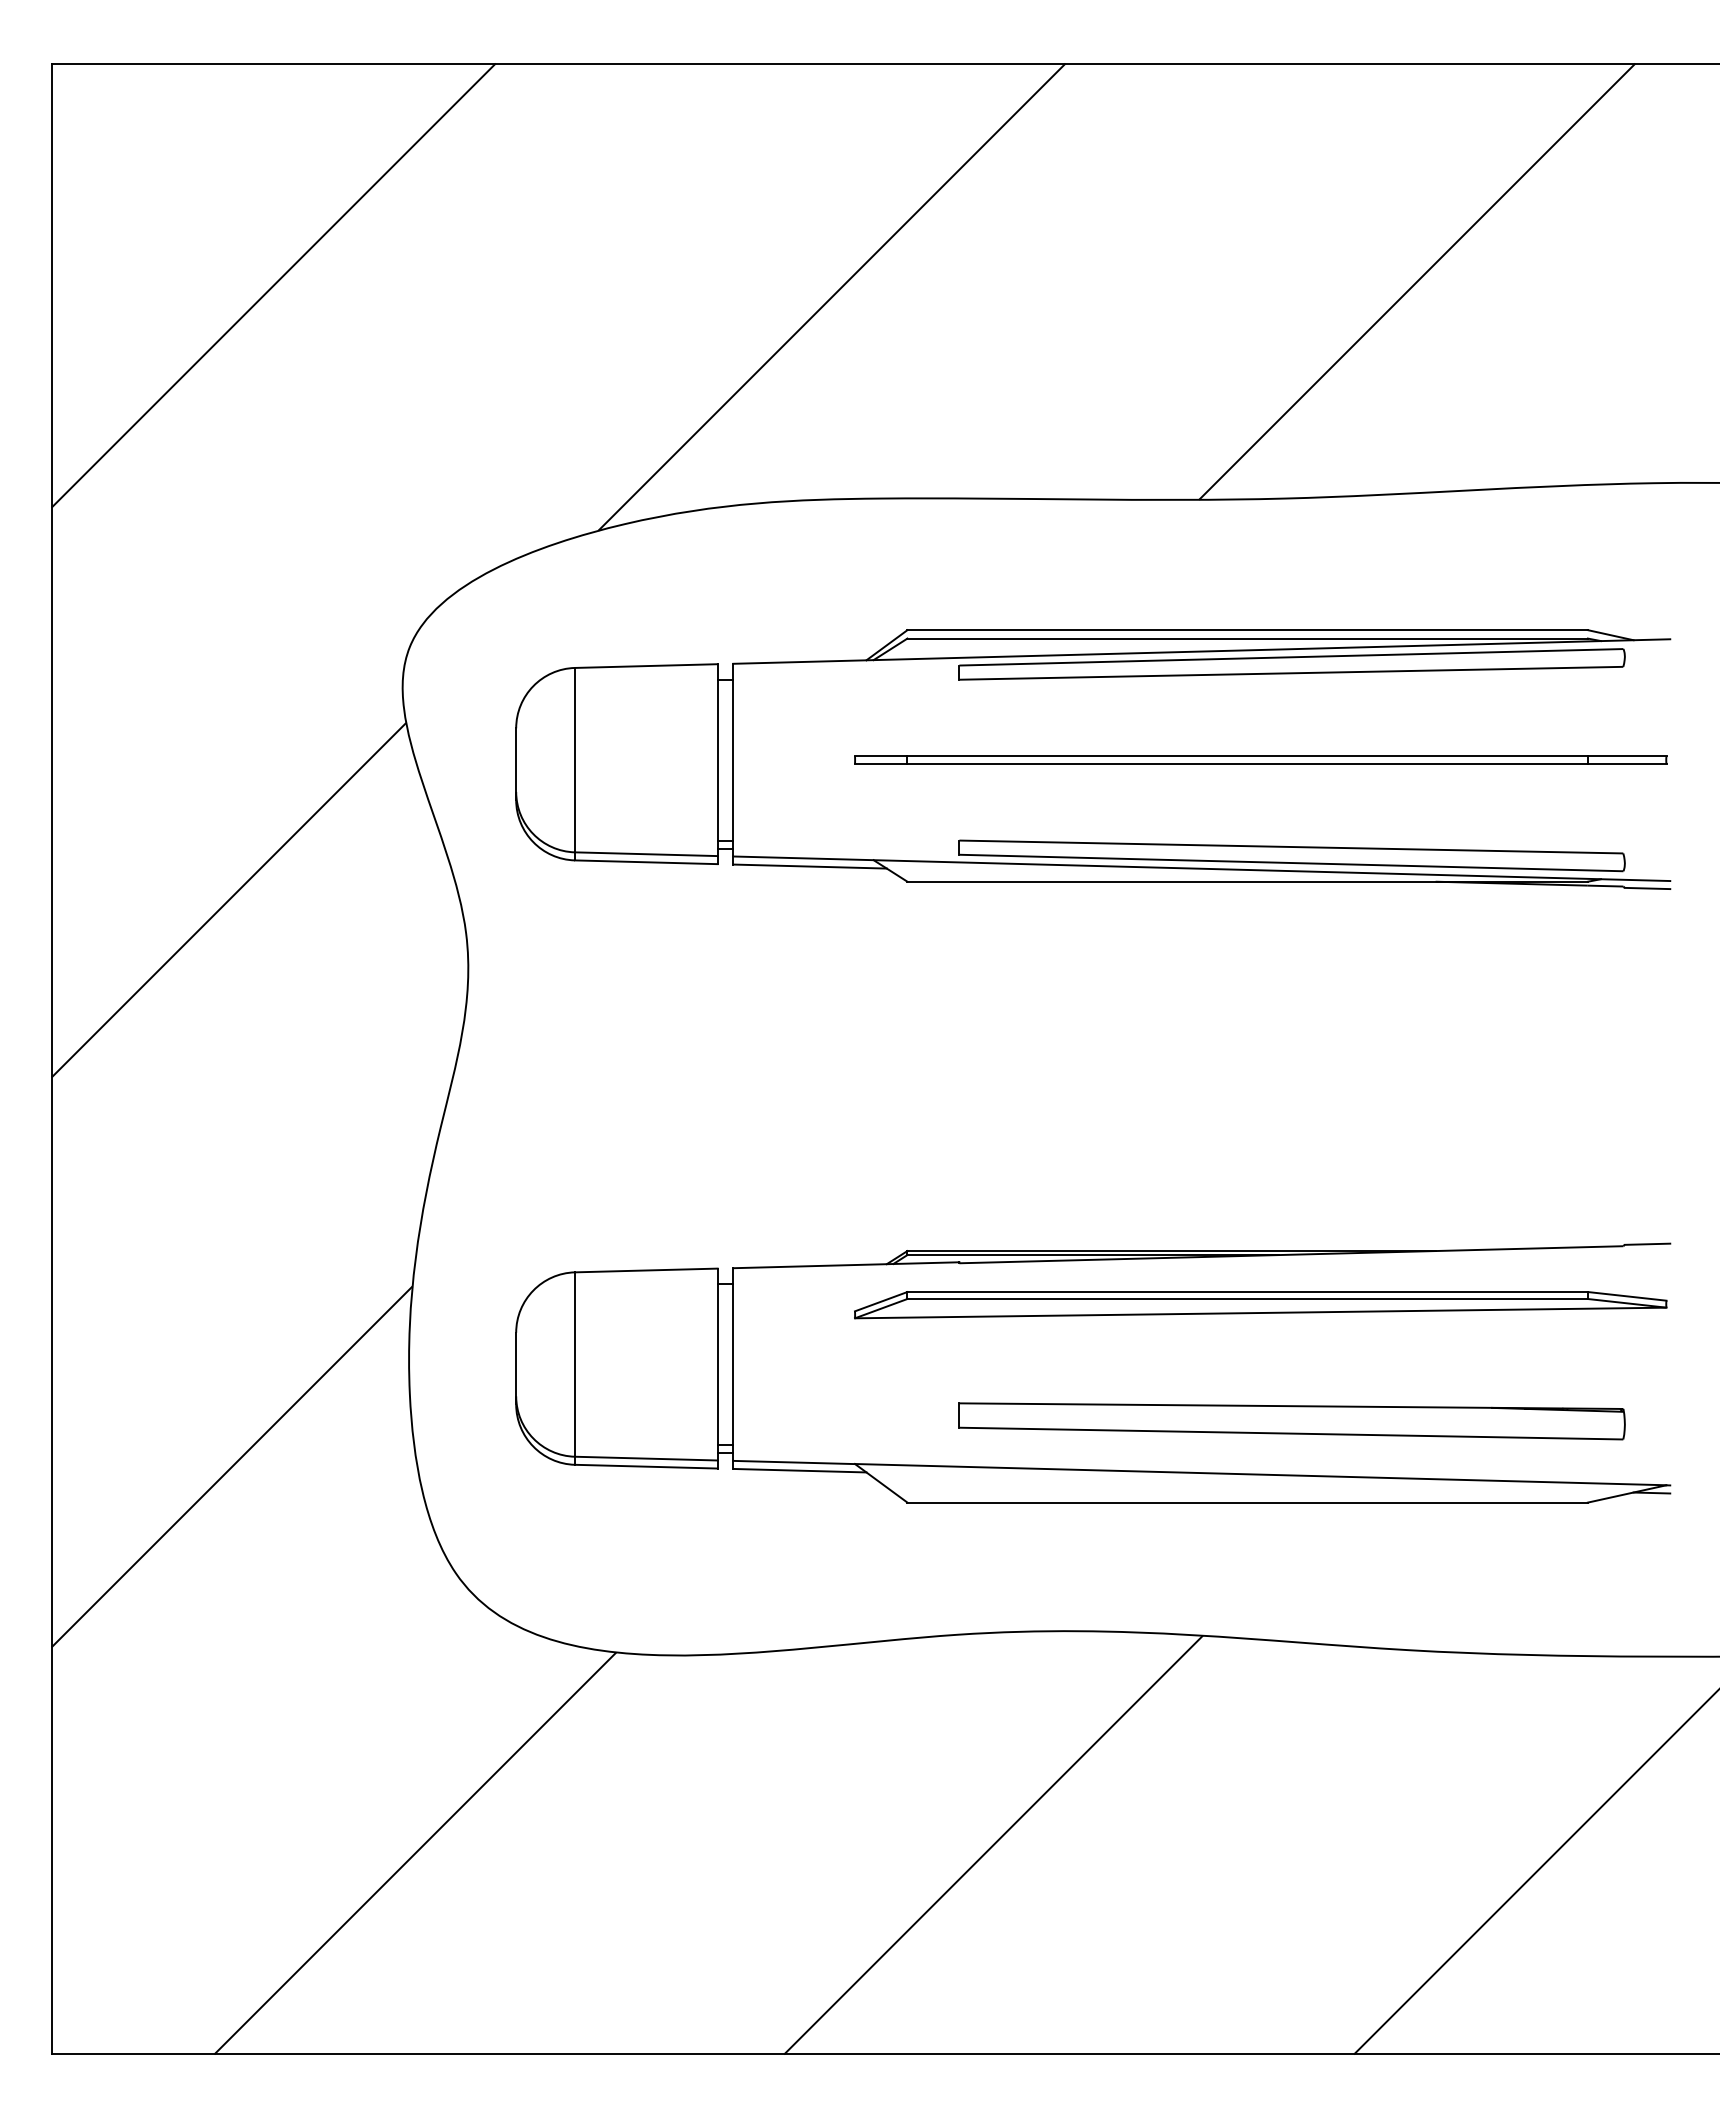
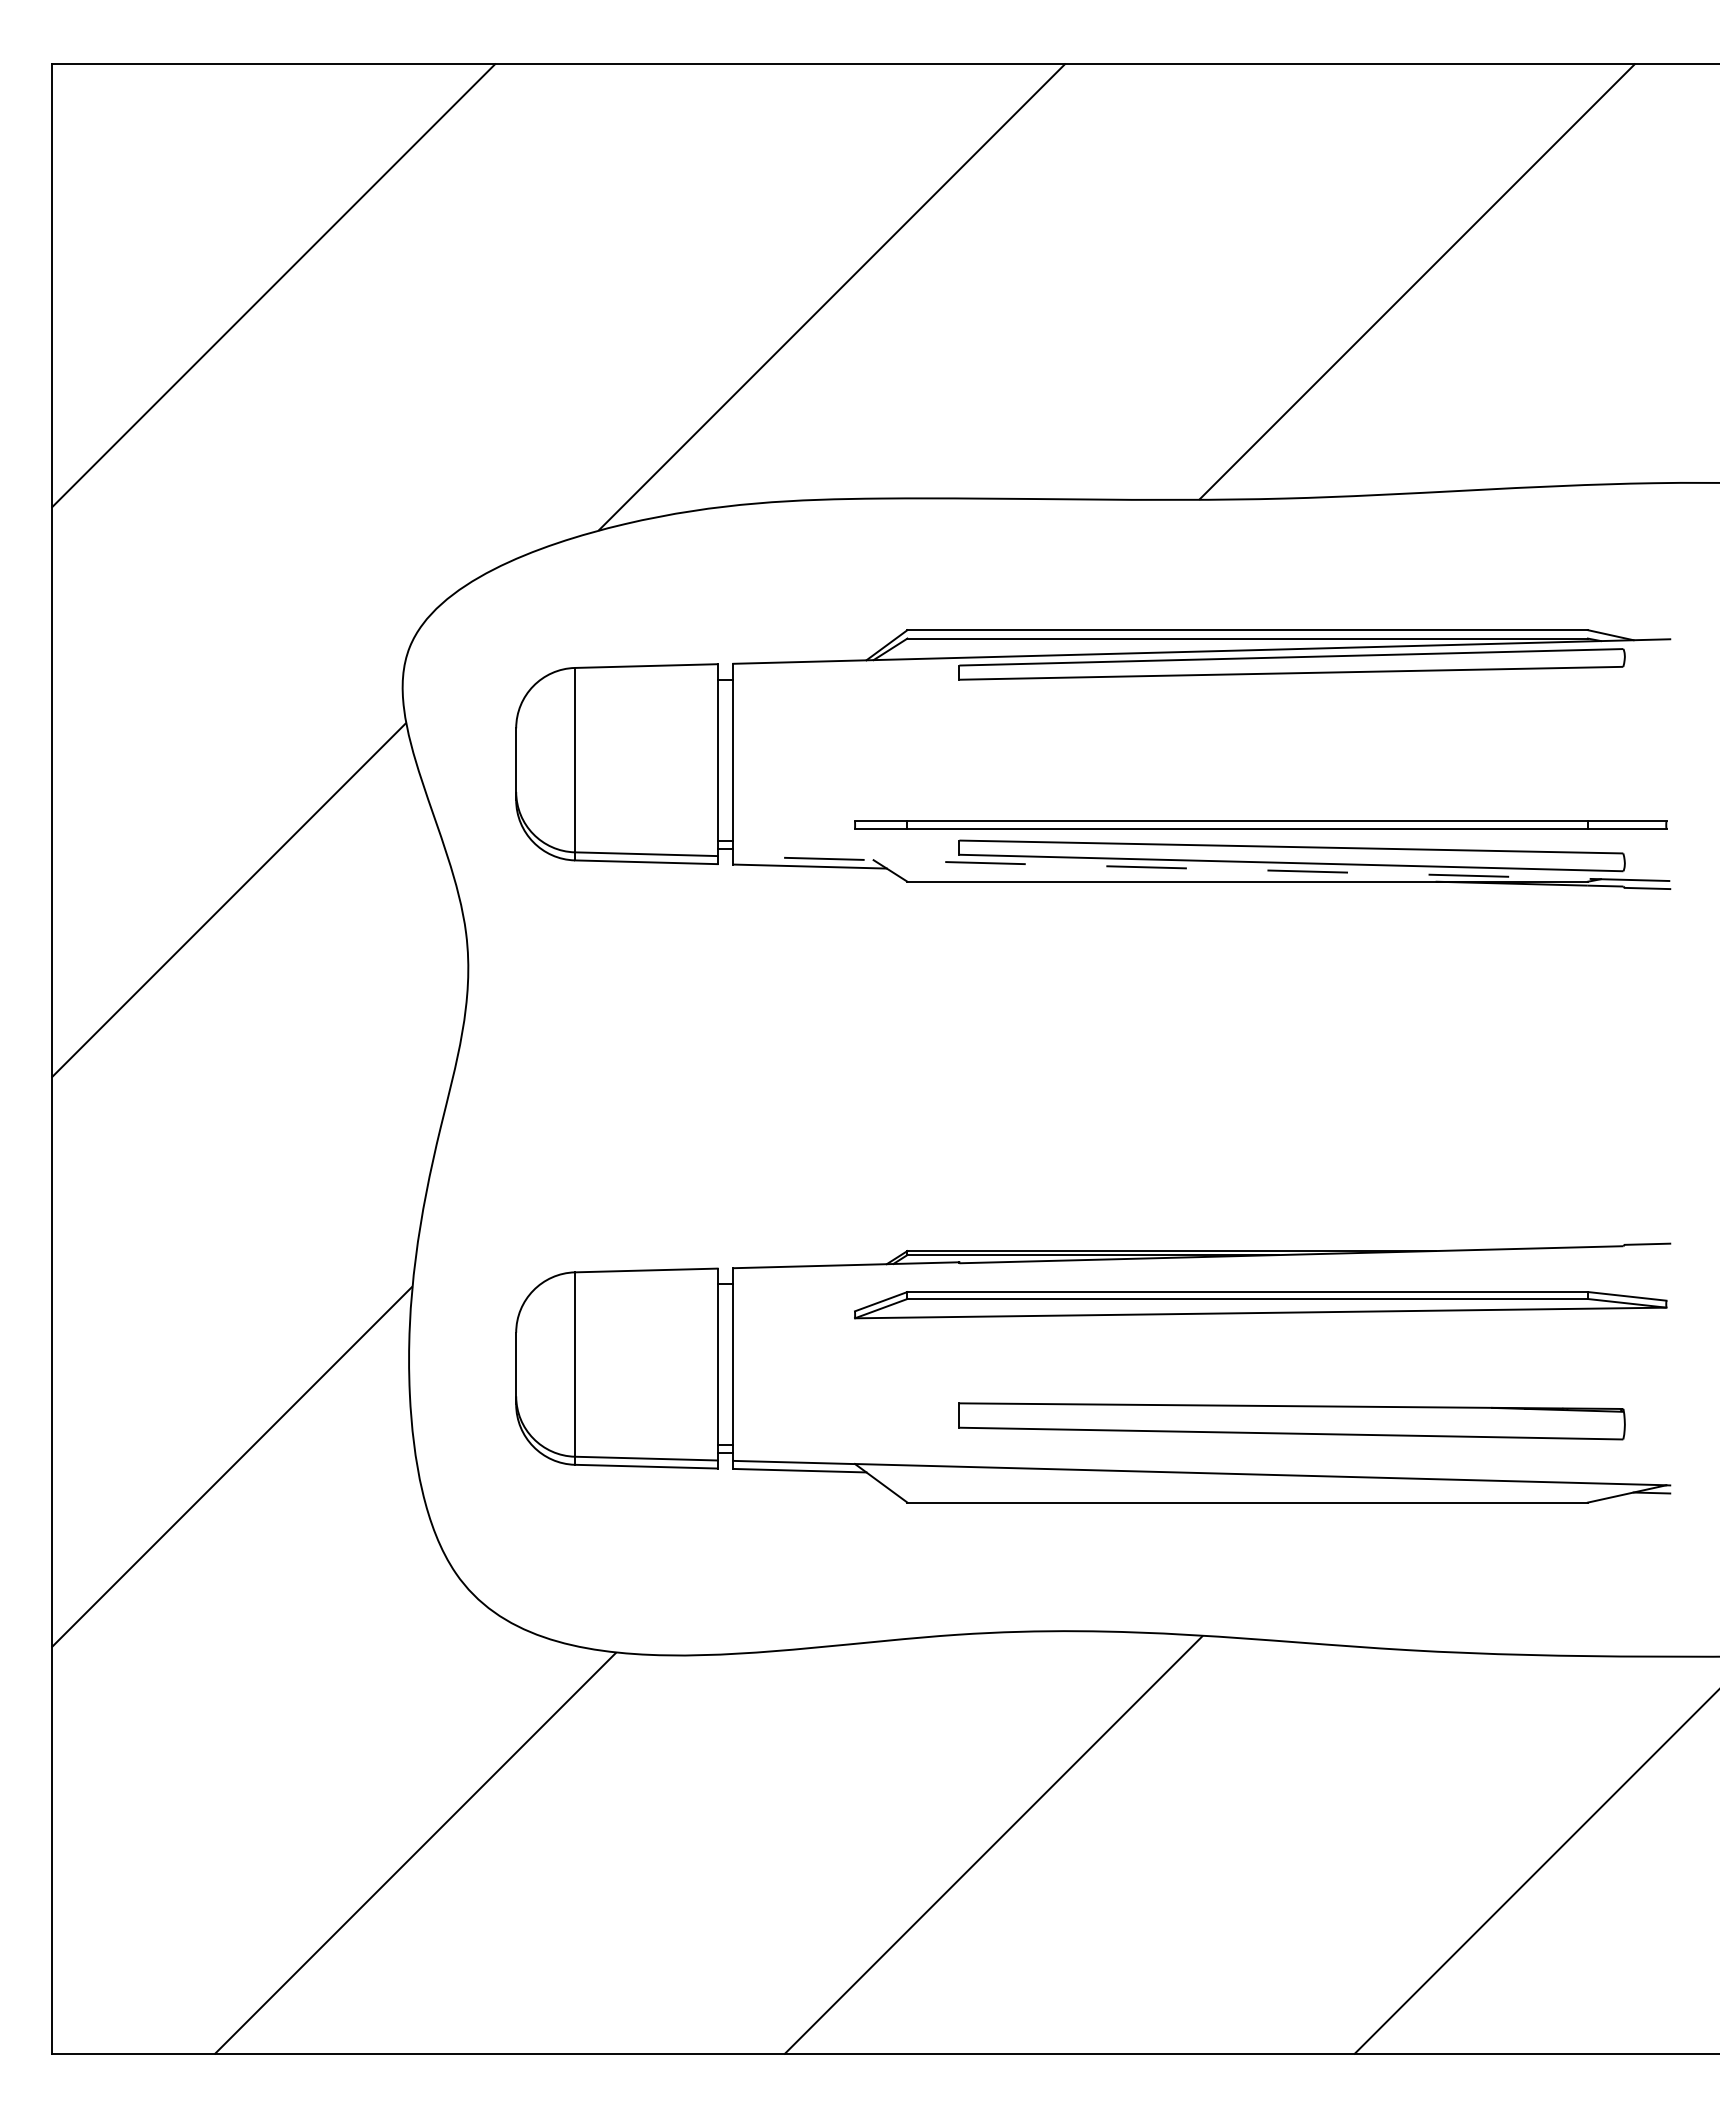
part position: (1260, 759) -> (1260, 824) (1260, 824)
line: solid -> dashed (1201, 868)
